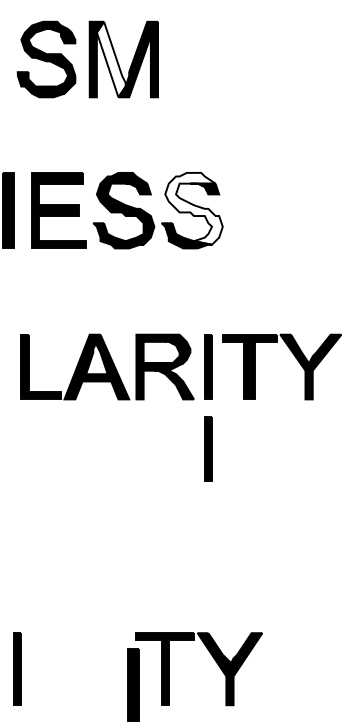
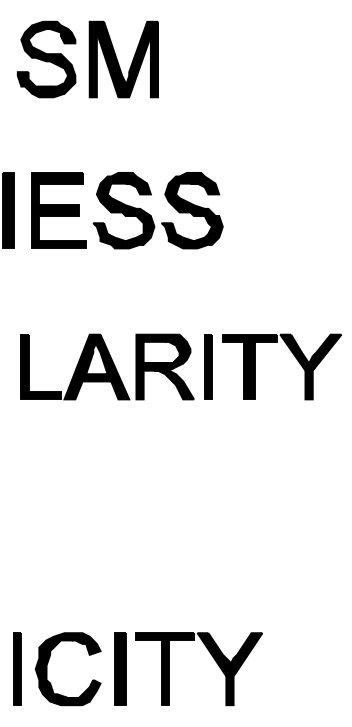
fill: none -> present (110, 59)
fill: none -> present (193, 208)
part: present -> none (208, 448)
part: none -> present (48, 663)
part position: (133, 684) -> (120, 668) (120, 668)
